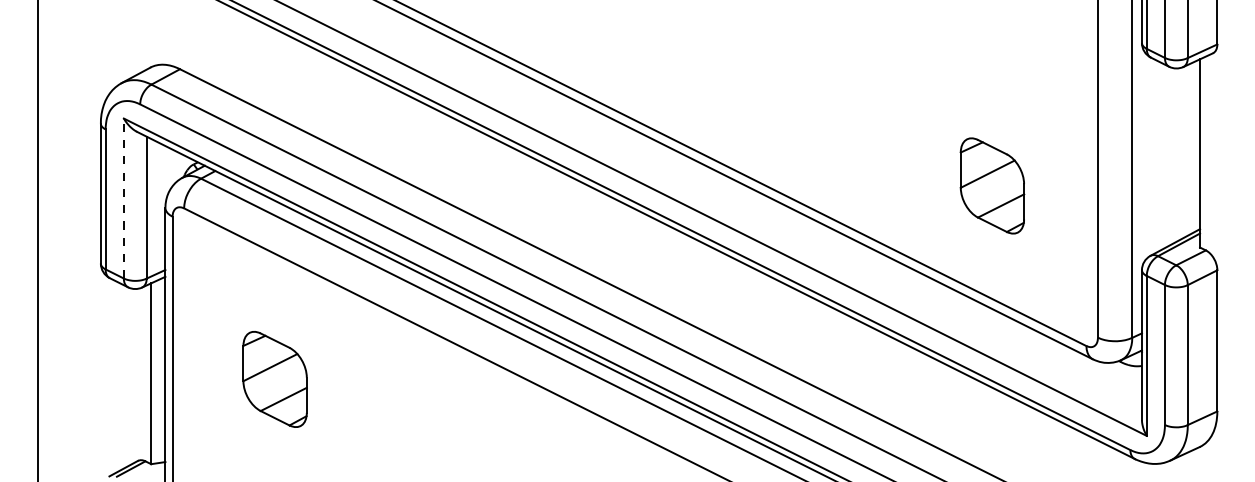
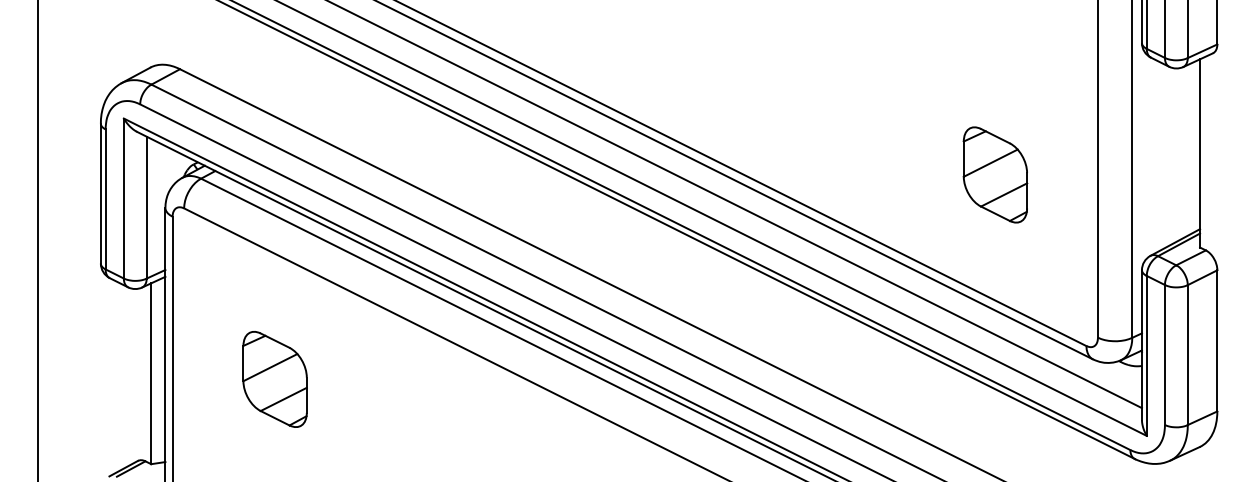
part position: (992, 185) -> (995, 174) (995, 174)
line: dashed -> solid (123, 198)
line: none -> present (735, 205)
